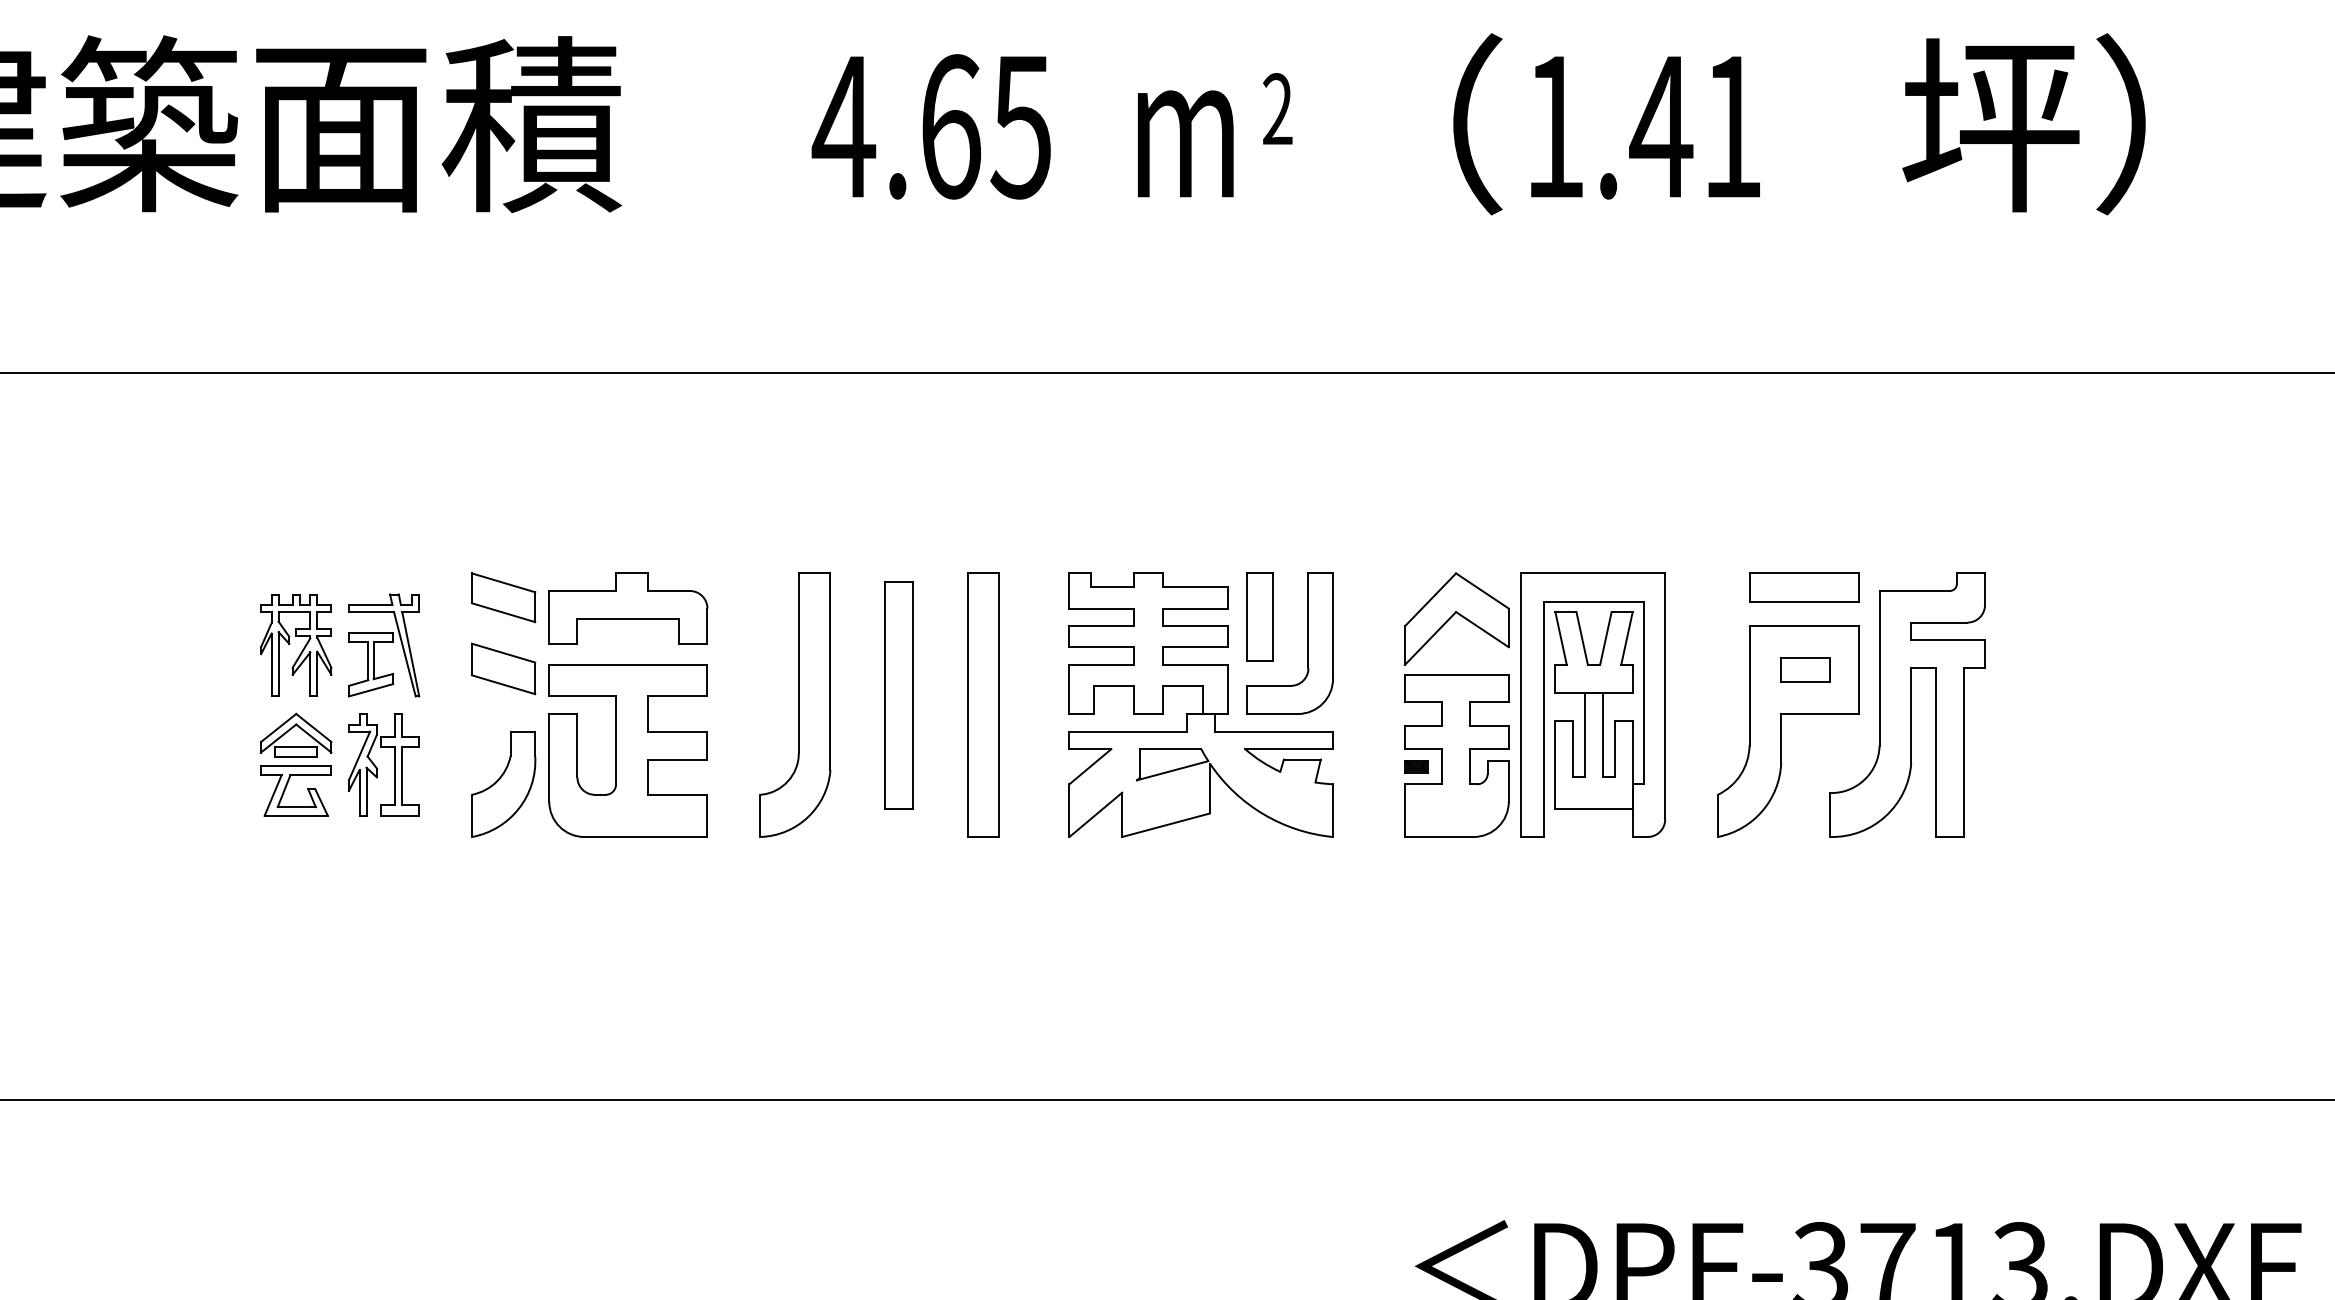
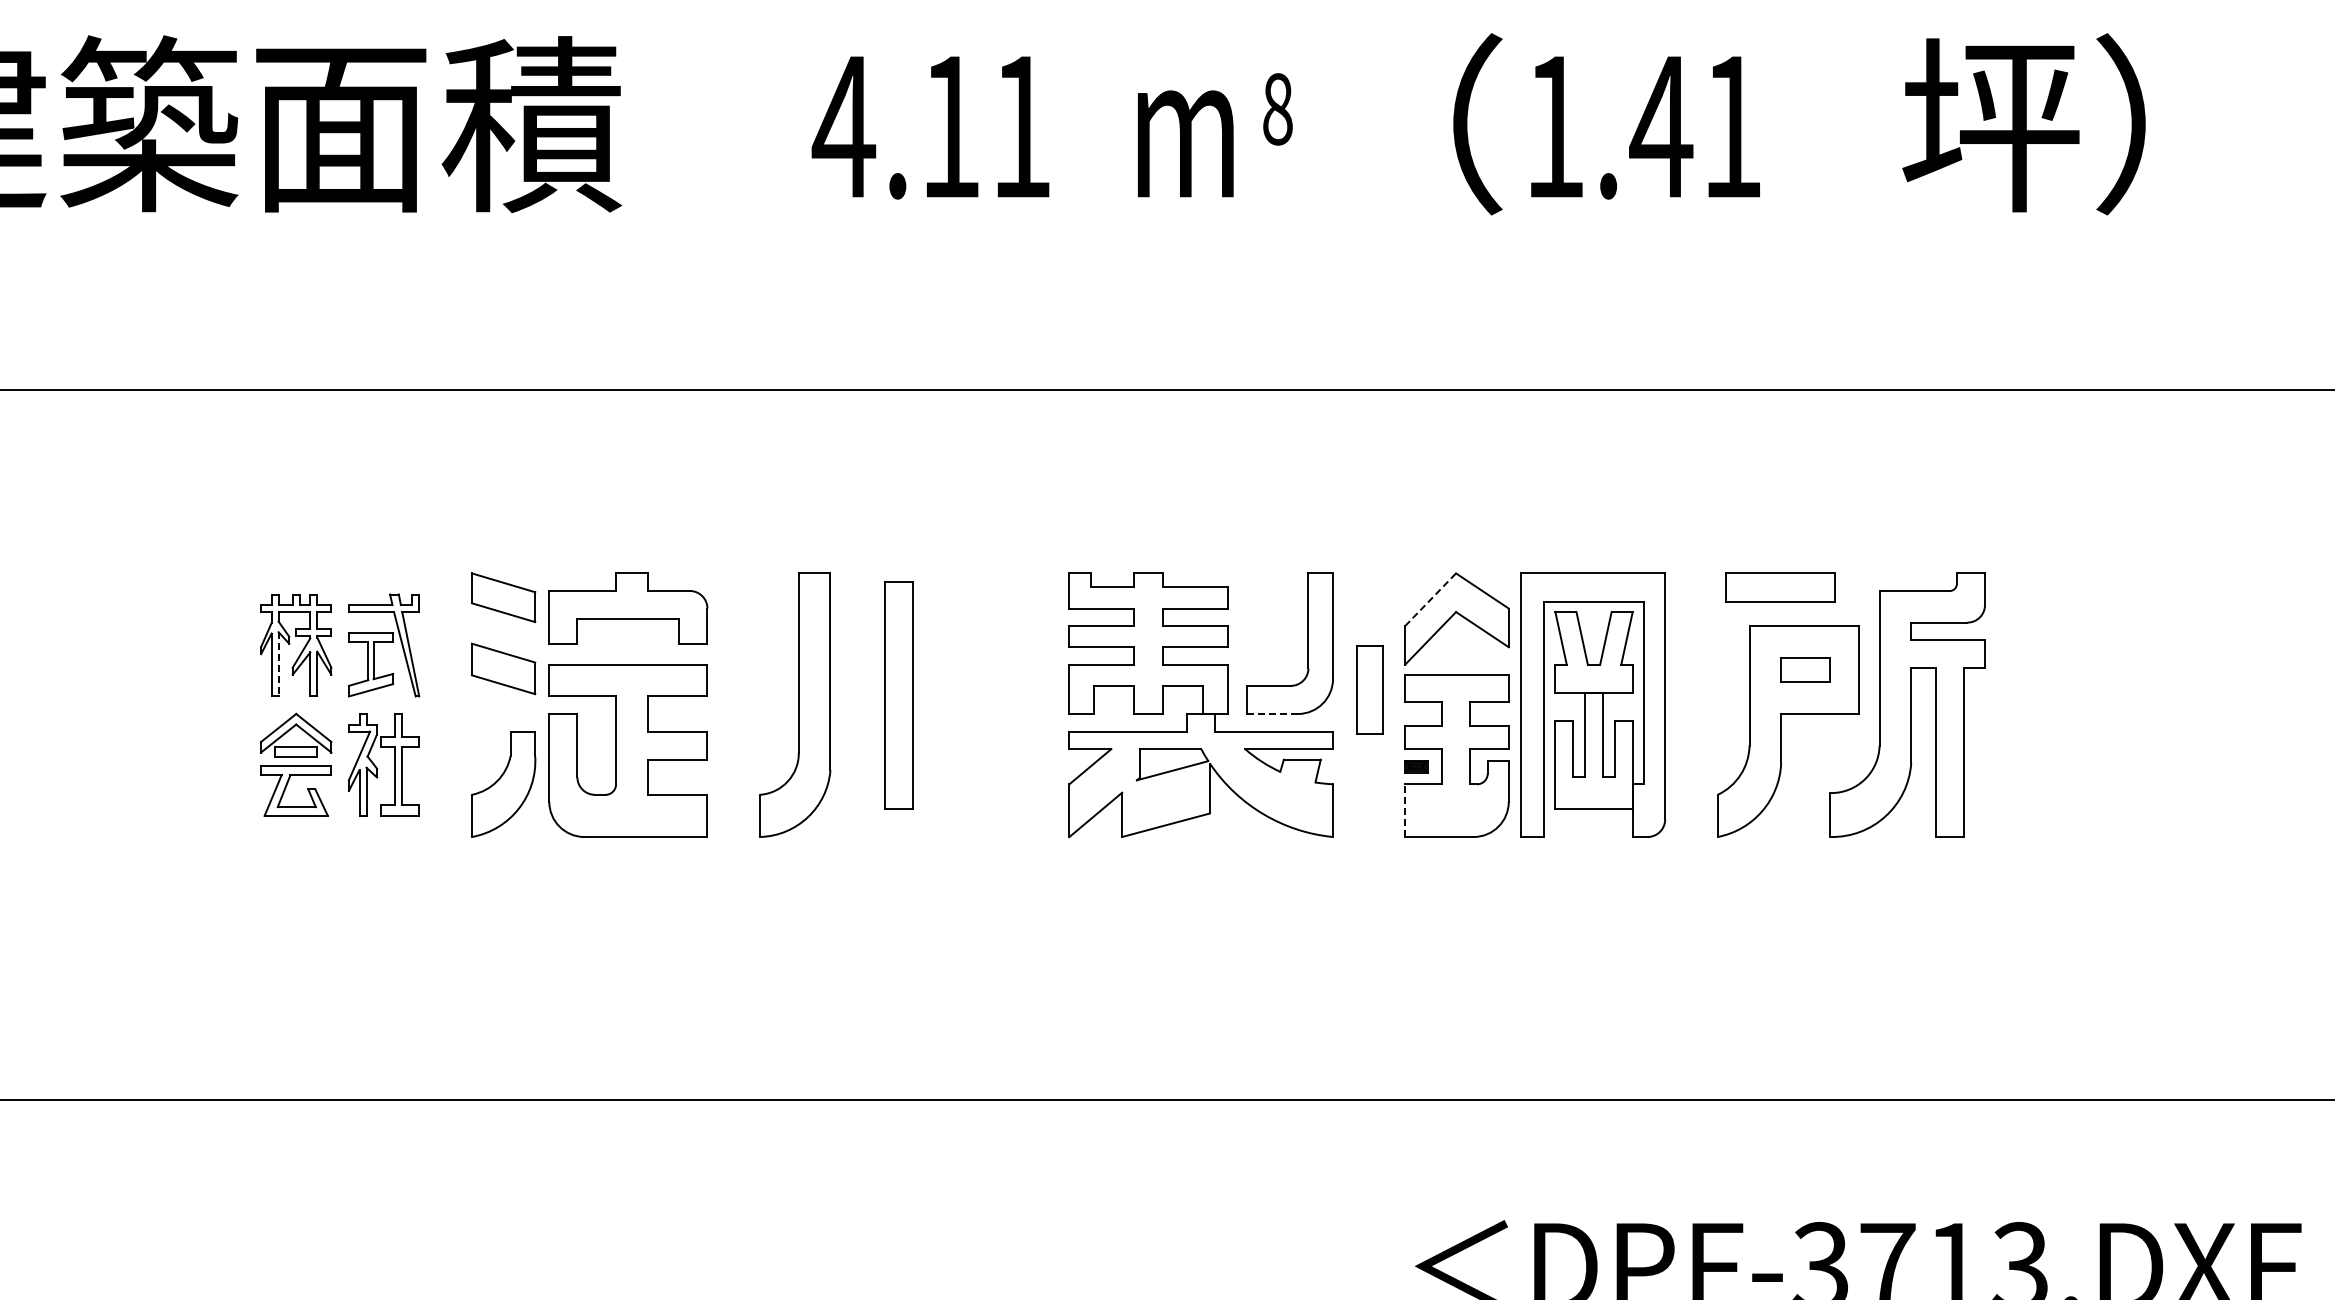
text: 2 -> 8 (1277, 109)
text: 4.65 -> 4.11 (986, 126)
line position: (1166, 372) -> (1166, 389) (1166, 389)
part position: (1804, 587) -> (1780, 587) (1780, 587)
line: solid -> dashed (1430, 599)
part position: (1259, 616) -> (1369, 689) (1369, 689)
line: solid -> dashed (278, 664)
part: present -> none (983, 704)
line: solid -> dashed (1271, 714)
line: solid -> dashed (1405, 810)
